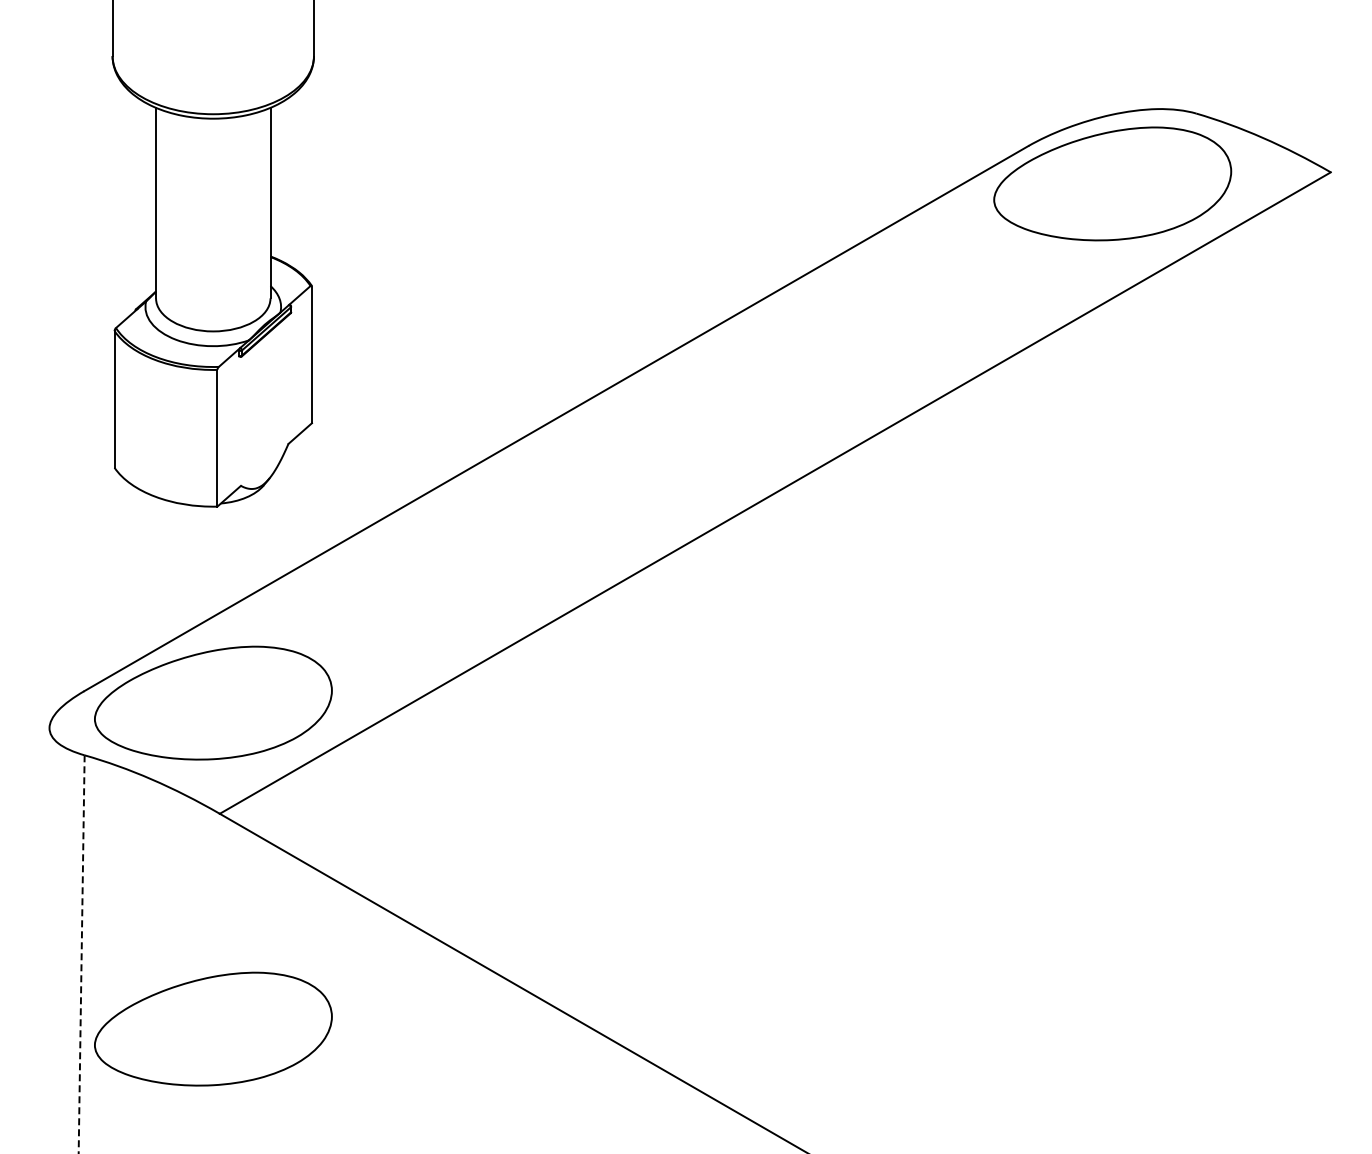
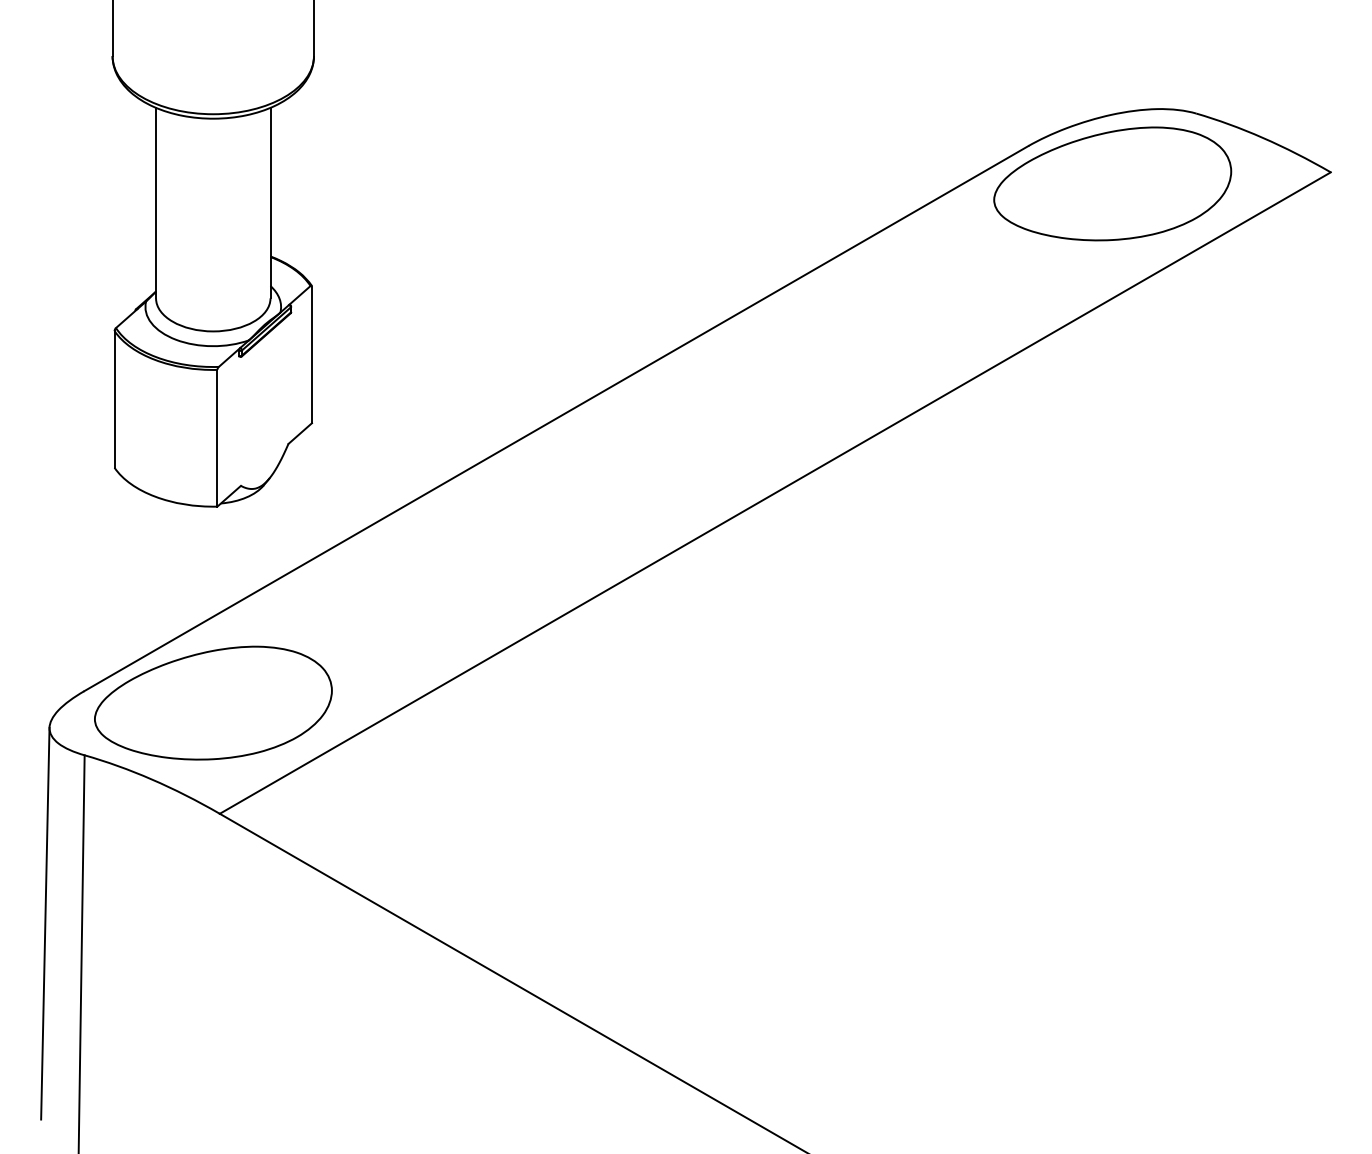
line: none -> present (45, 923)
line: dashed -> solid (81, 954)
part: present -> none (213, 1028)
